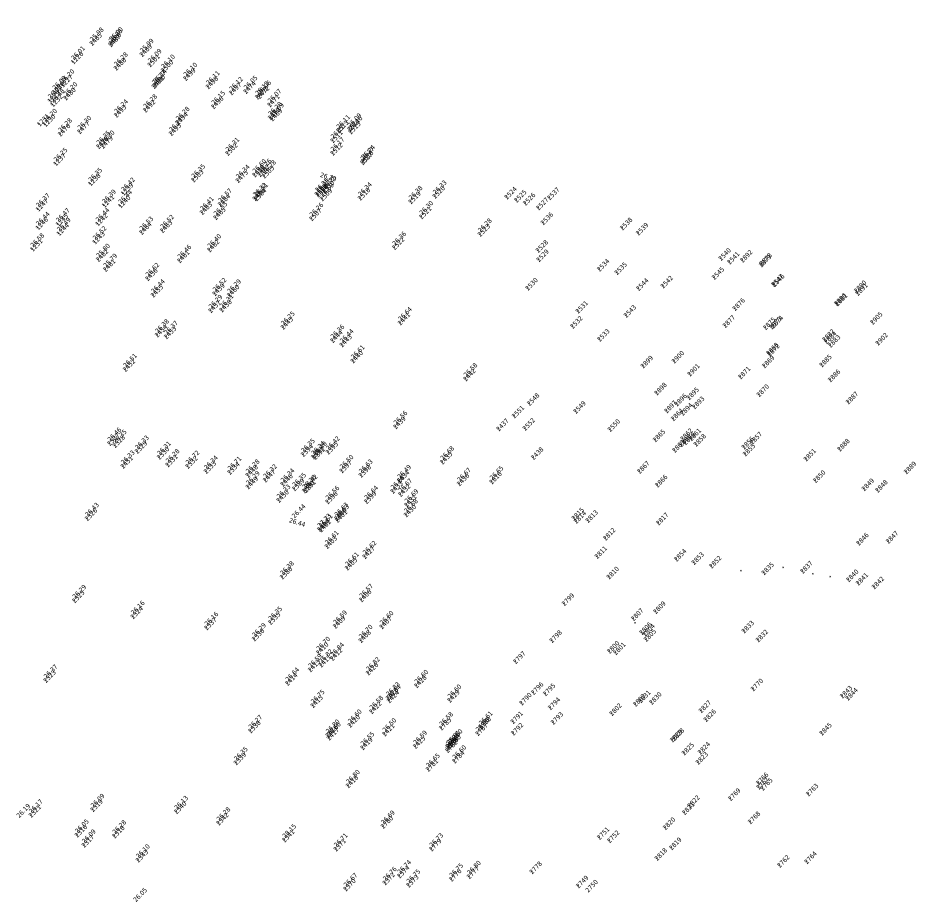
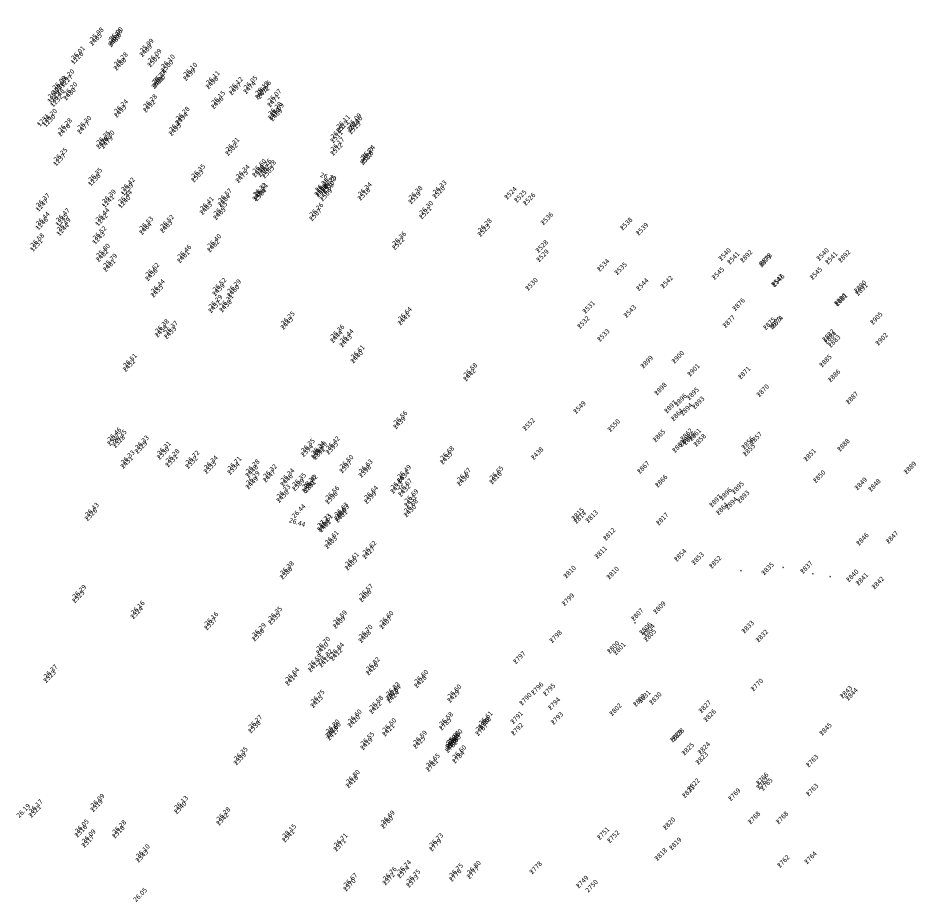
part: present -> none (547, 198)
part: none -> present (829, 263)
part position: (578, 314) -> (585, 314) (585, 314)
part: present -> none (770, 355)
part: present -> none (517, 412)
part position: (874, 485) -> (867, 484) (867, 484)
part: none -> present (728, 497)
part: none -> present (569, 571)
part: none -> present (811, 760)
part position: (690, 804) -> (690, 787) (690, 787)
part: none -> present (781, 817)
